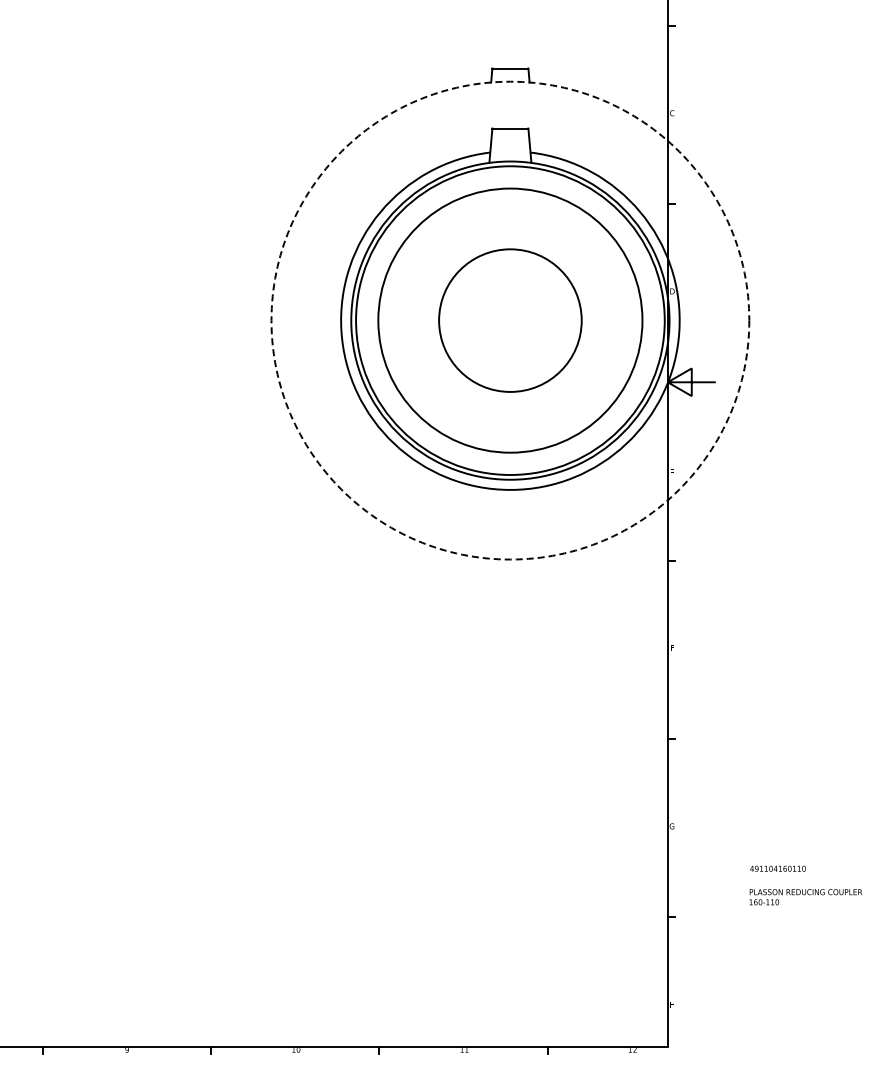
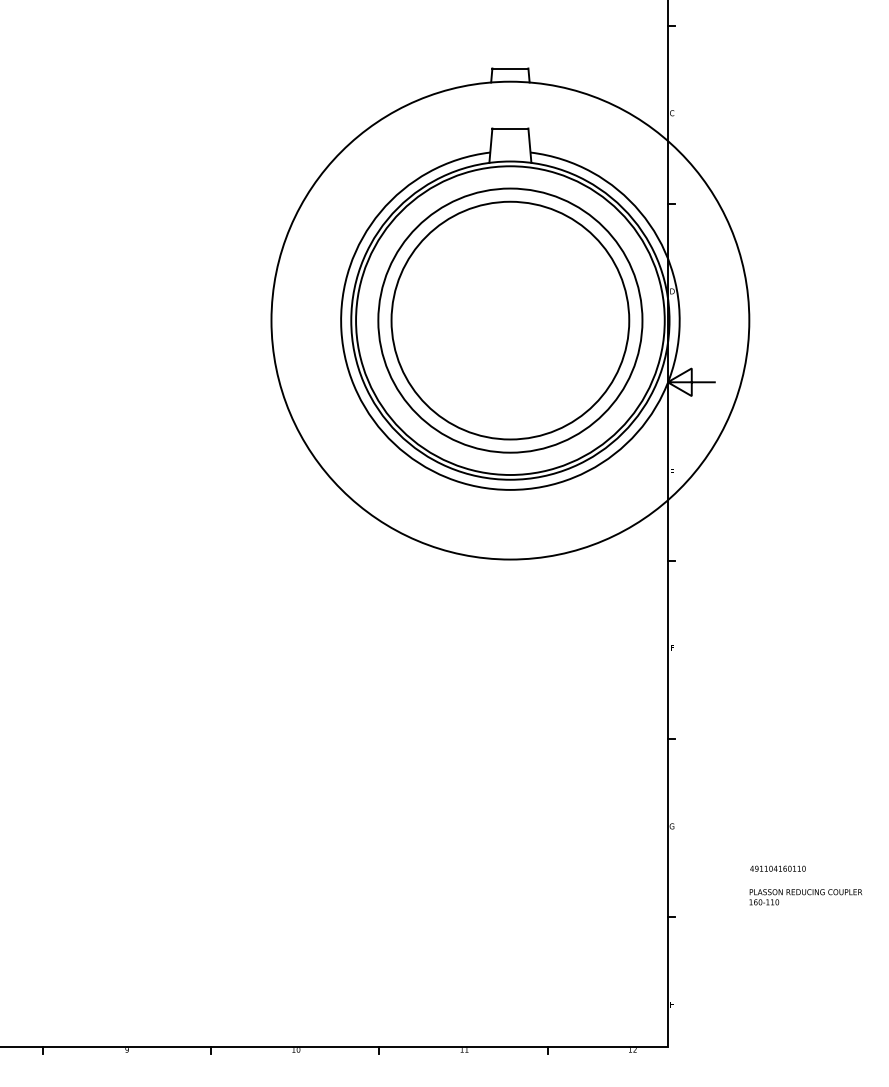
circle diameter: 143 px -> 238 px (510, 320)
circle: dashed -> solid (510, 320)
